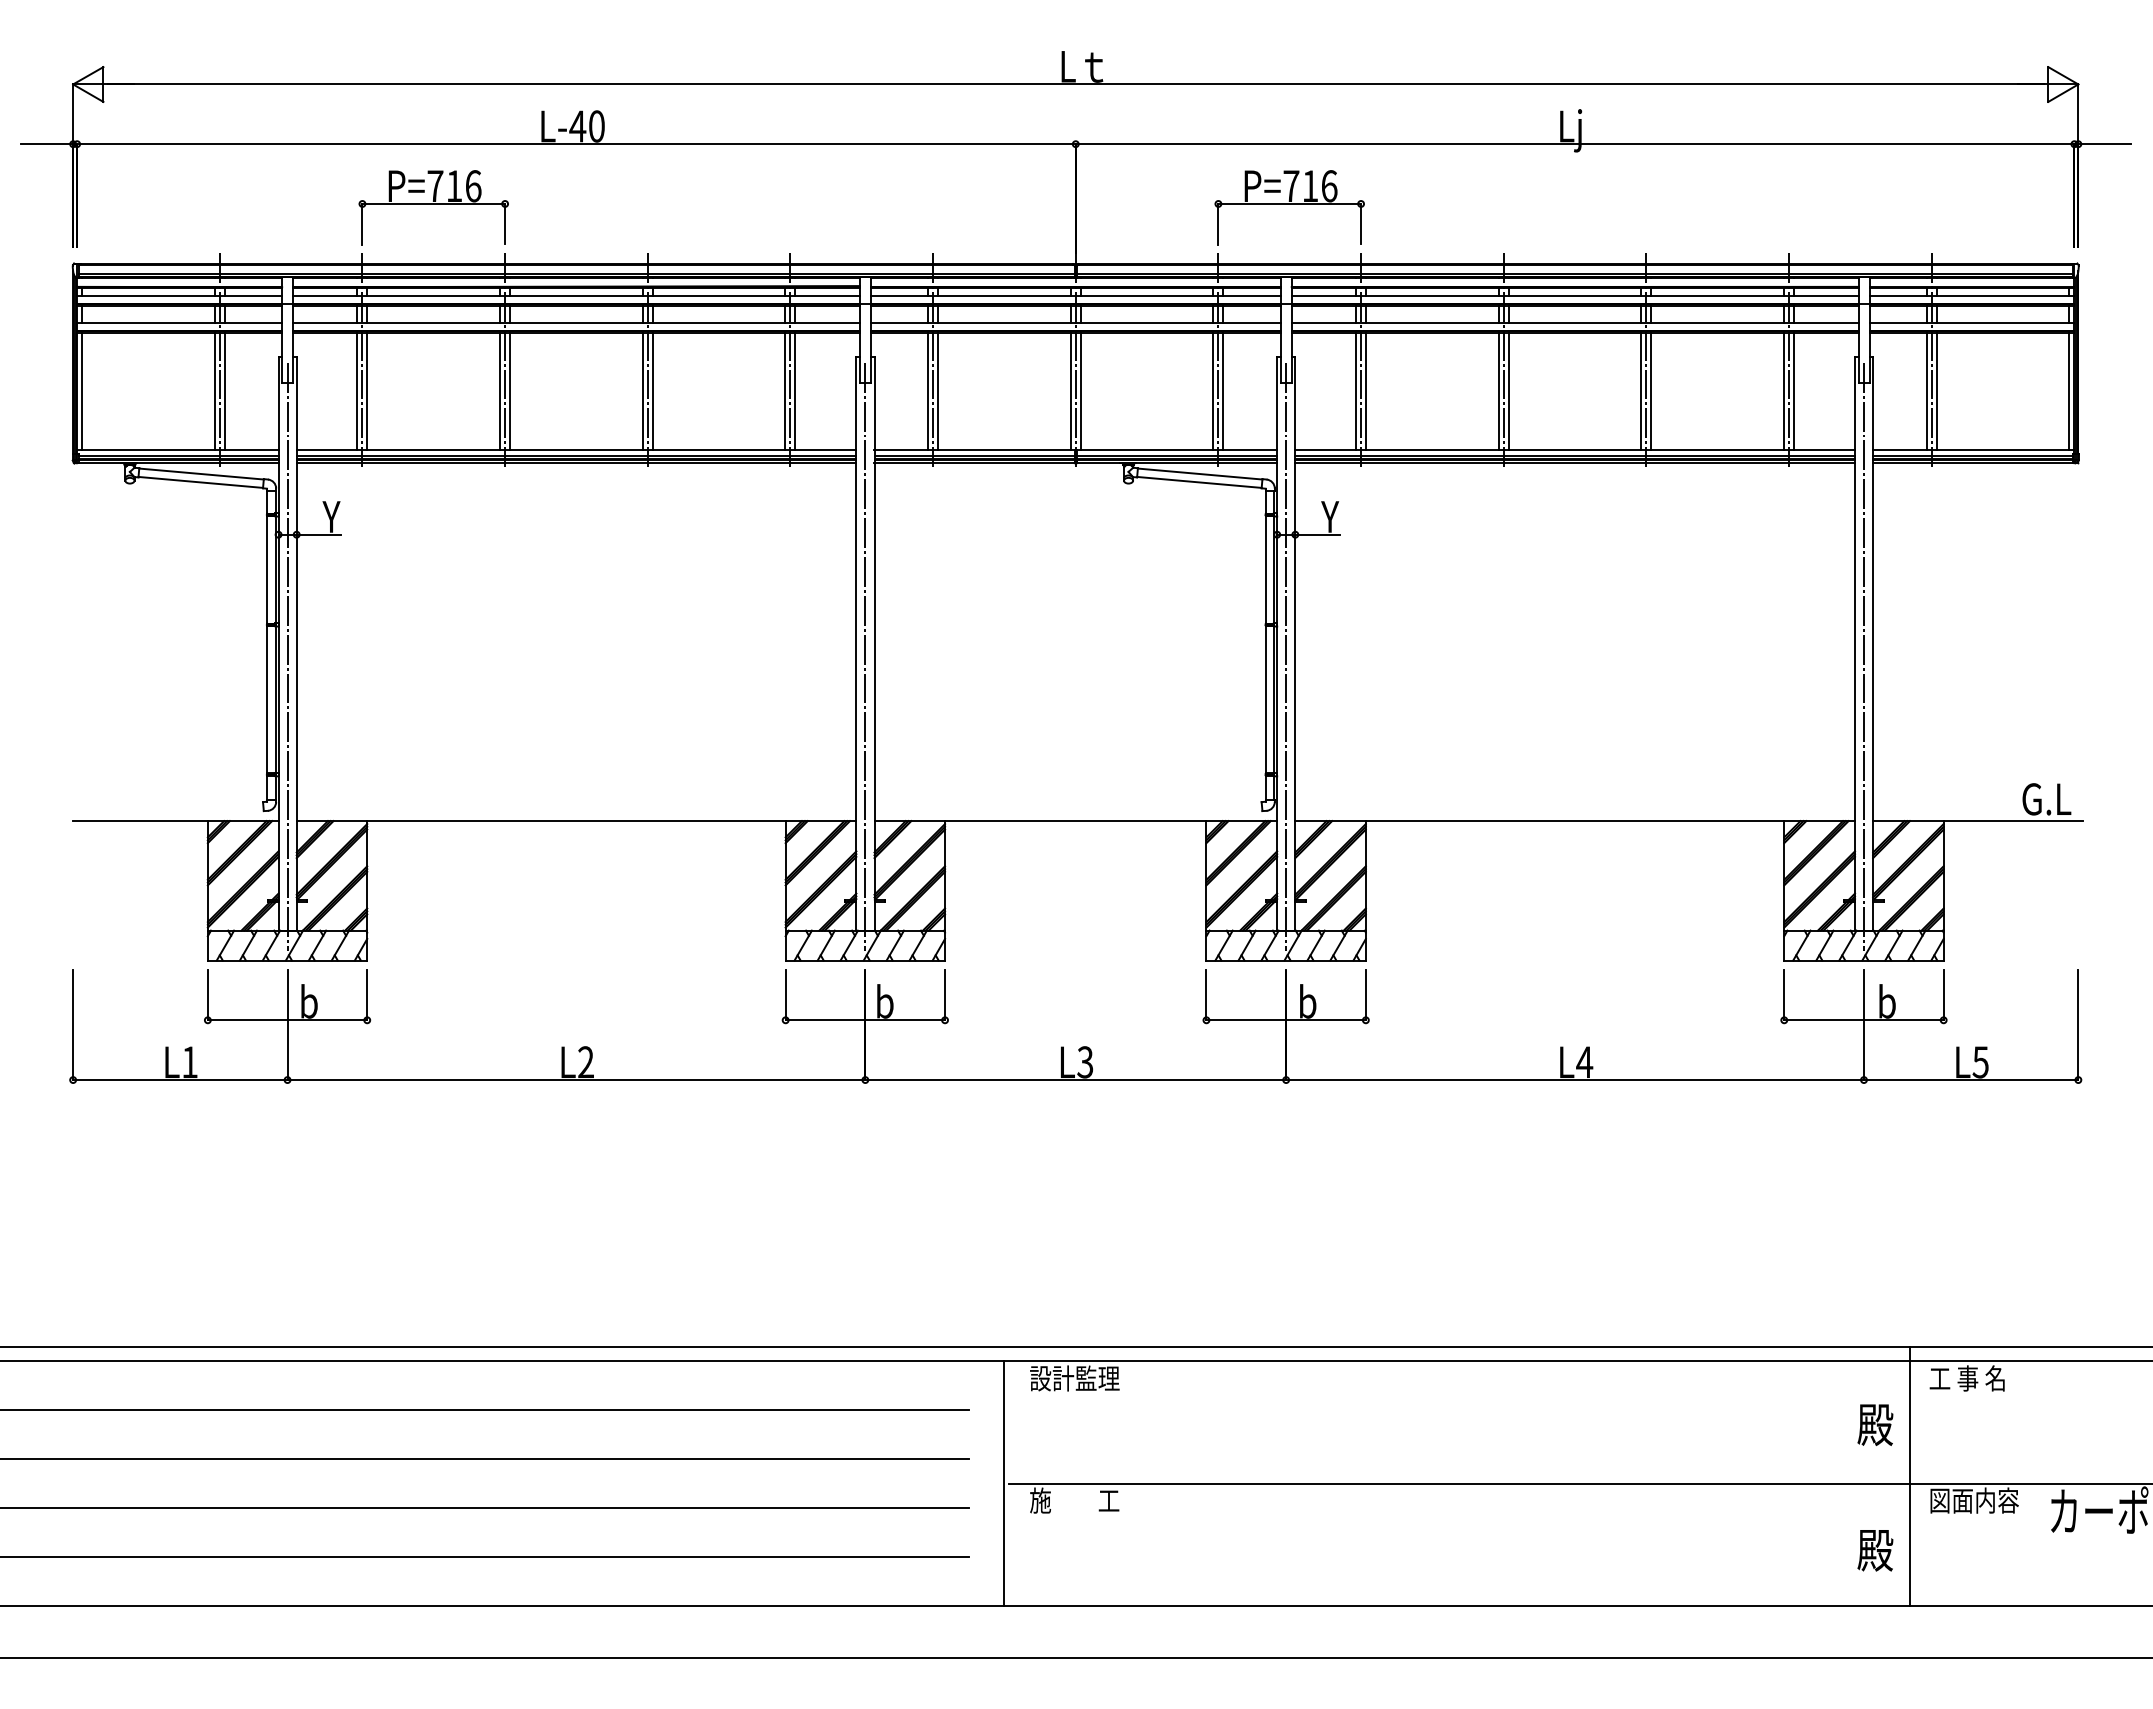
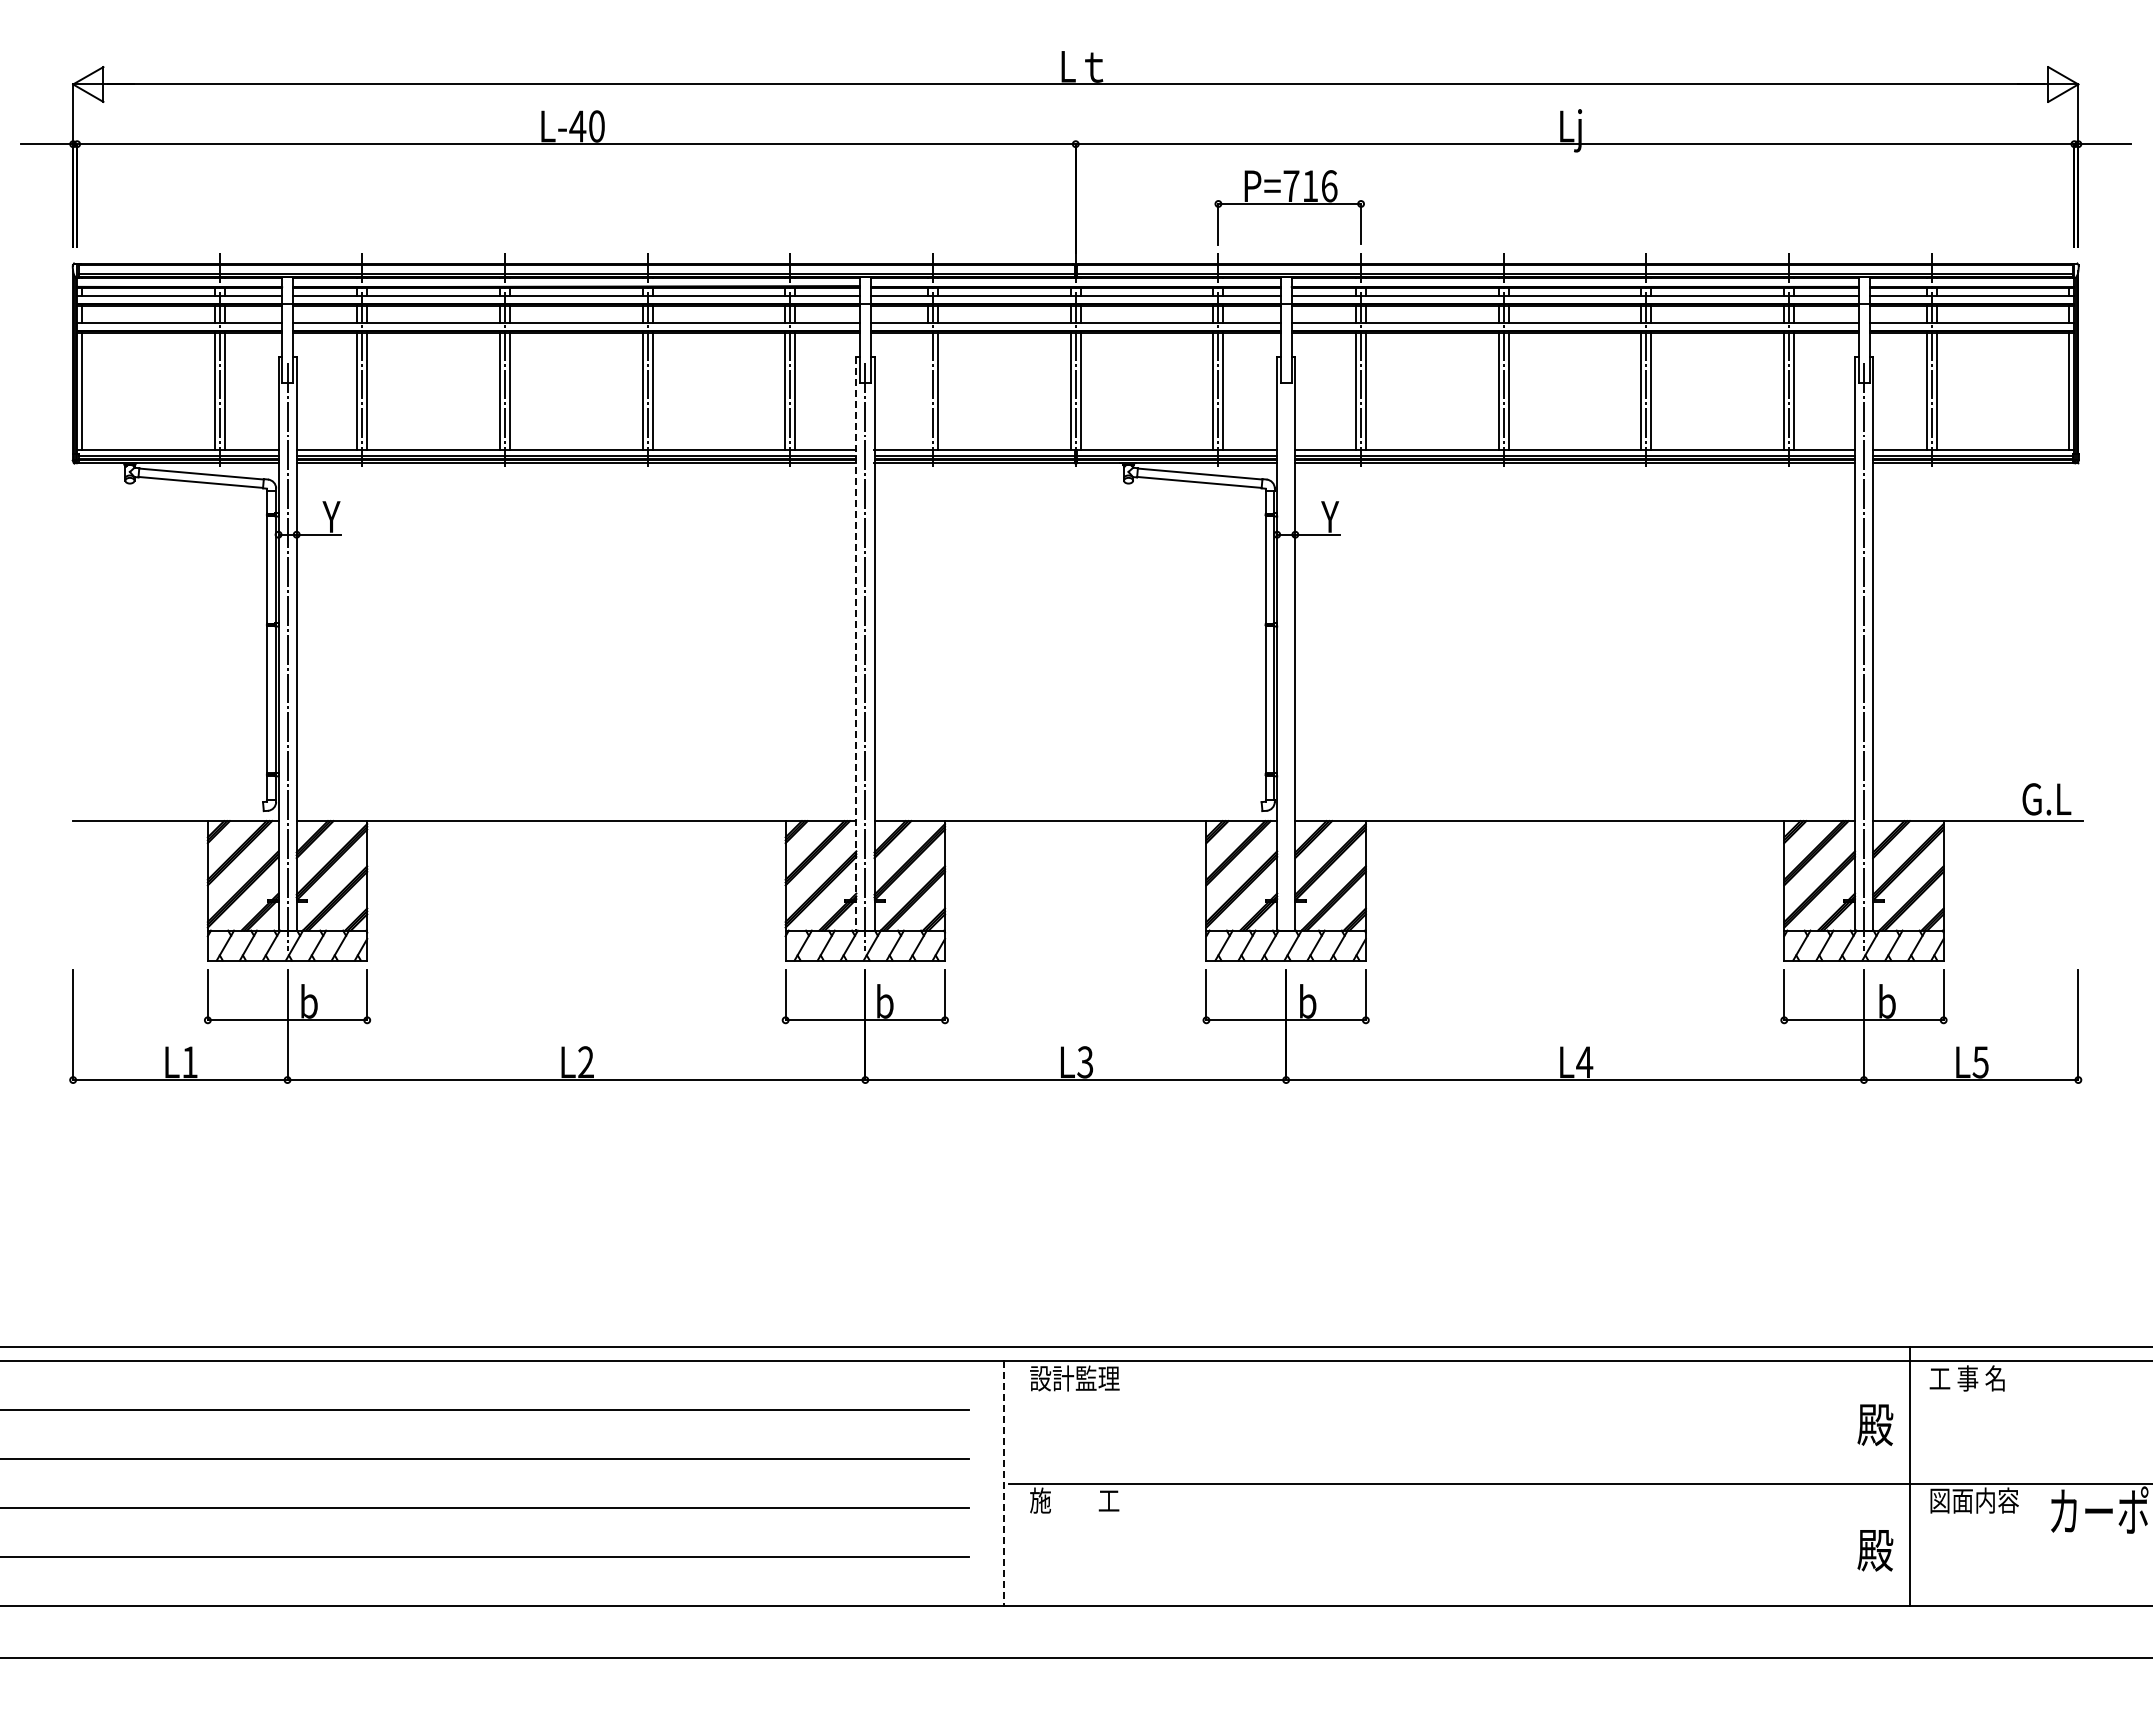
part: present -> none (433, 207)
line: present -> none (928, 391)
line: solid -> dashed (856, 643)
line: present -> none (1286, 656)
line: solid -> dashed (1003, 1484)
